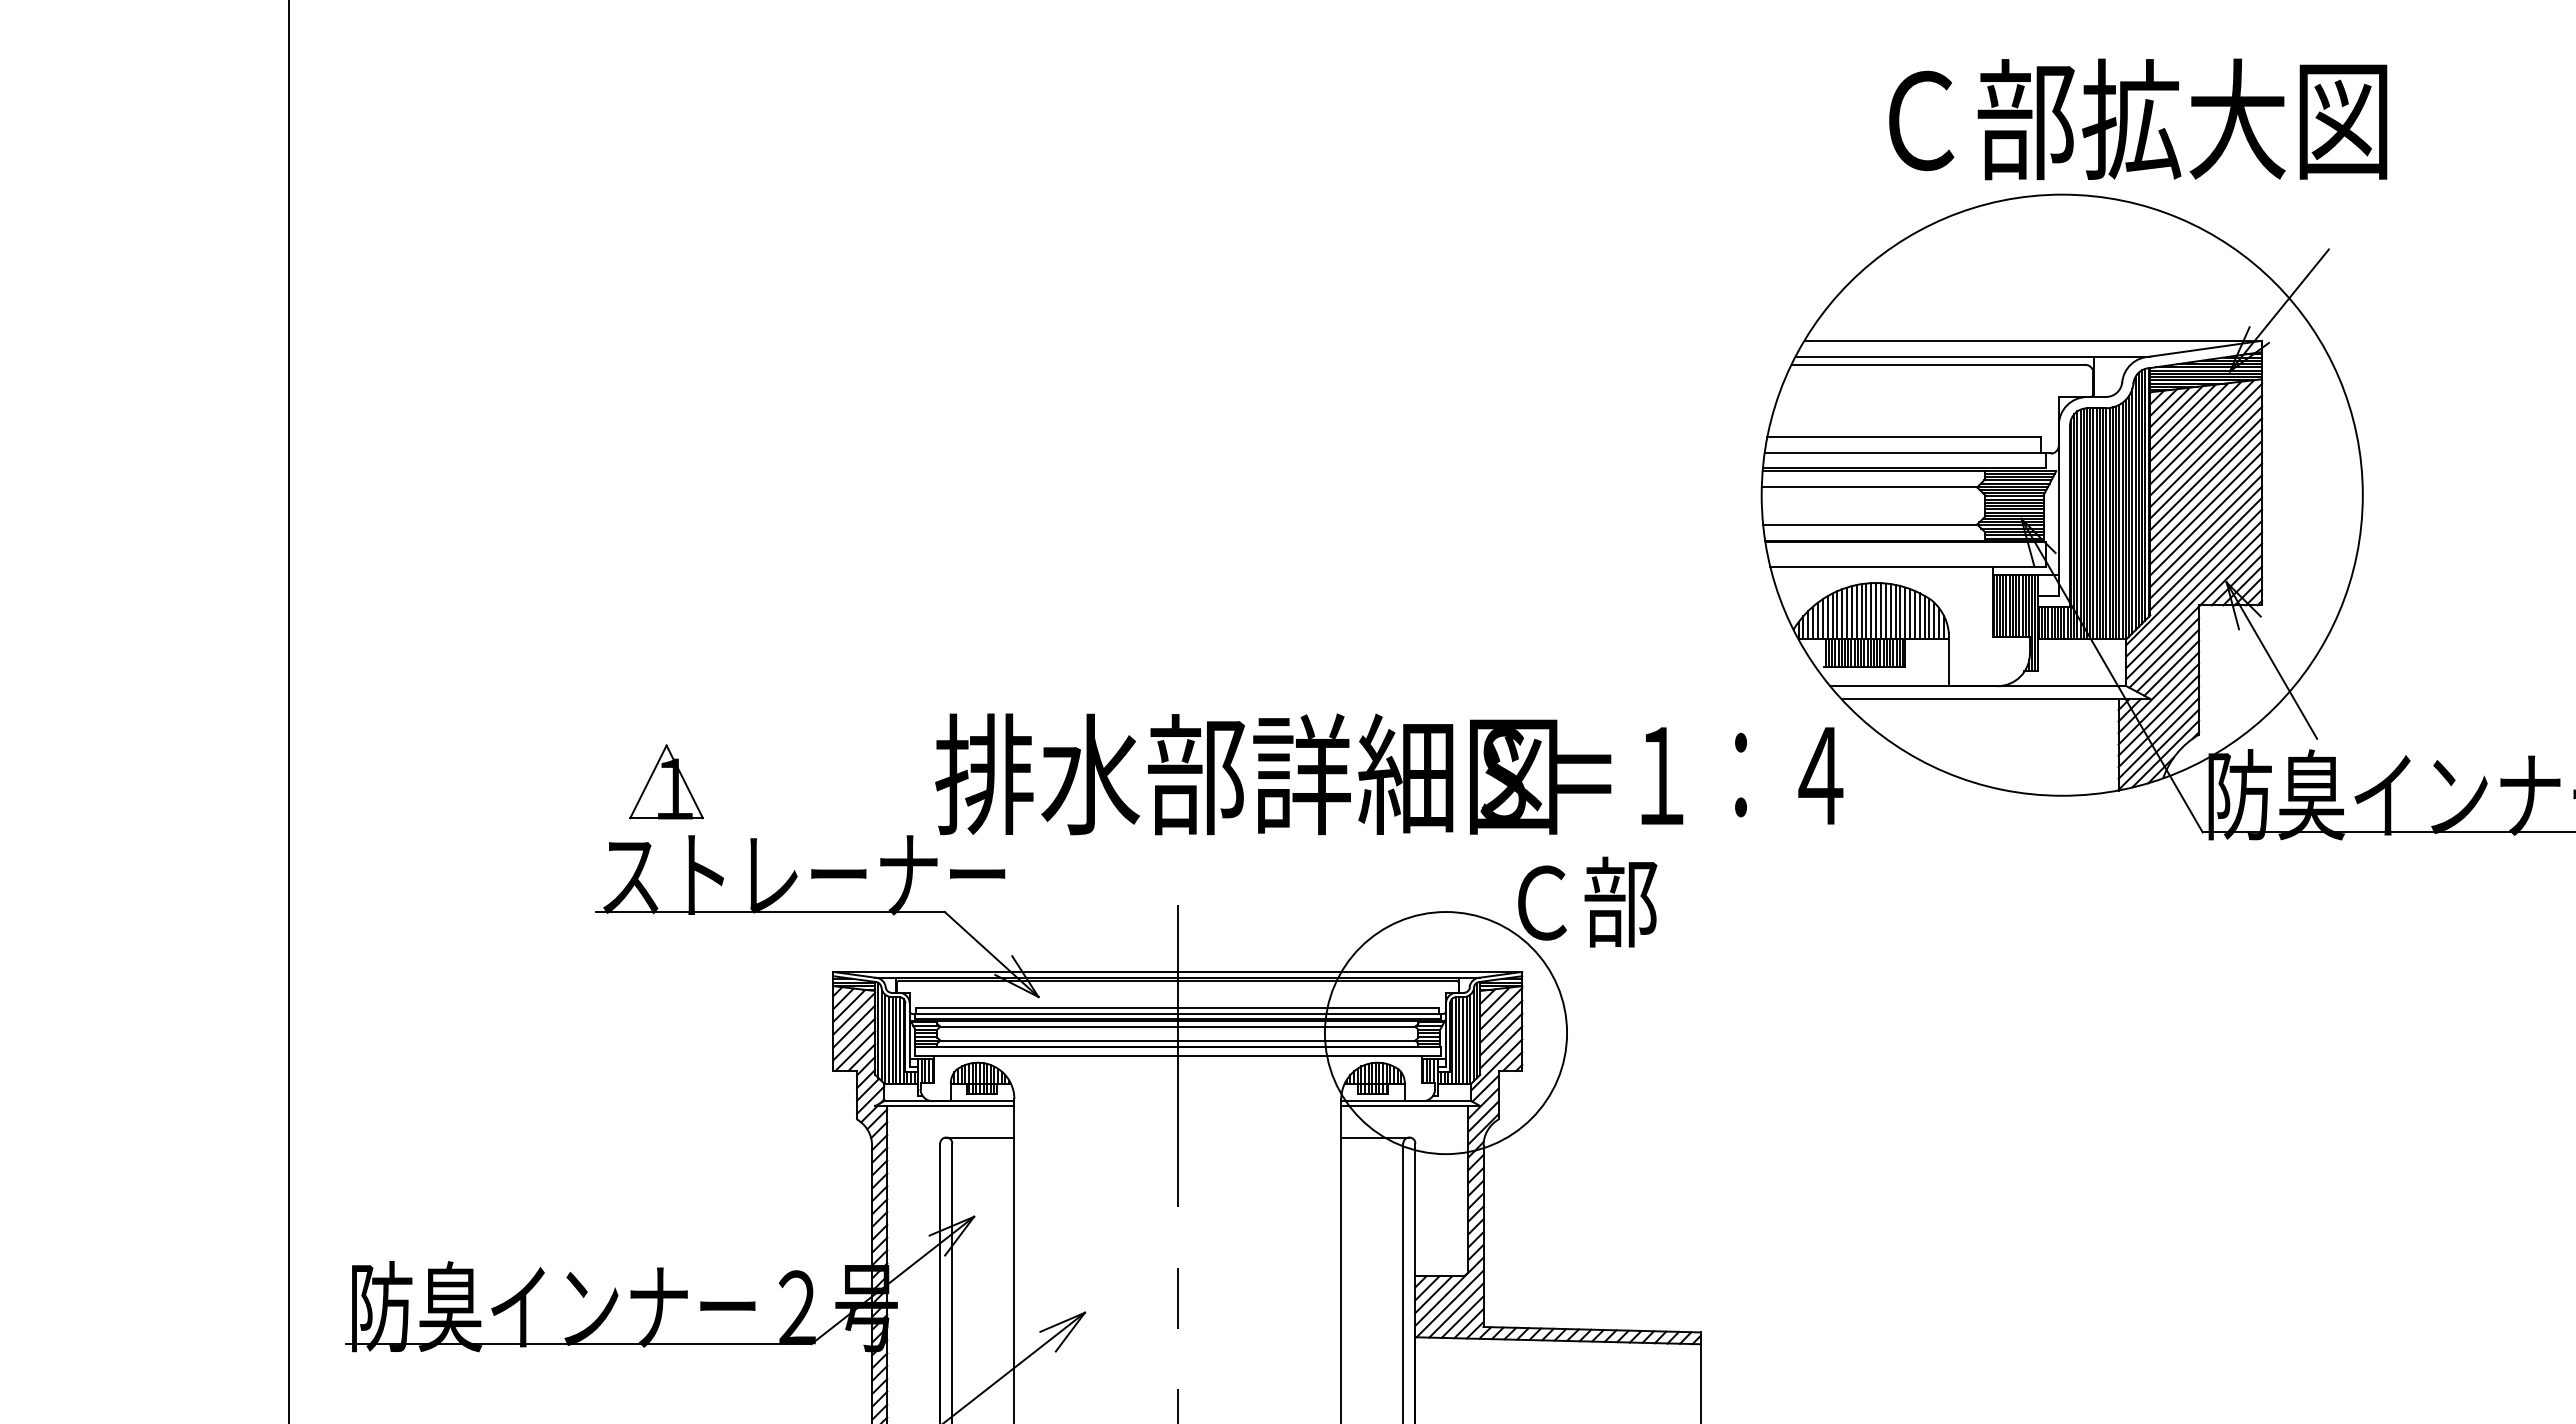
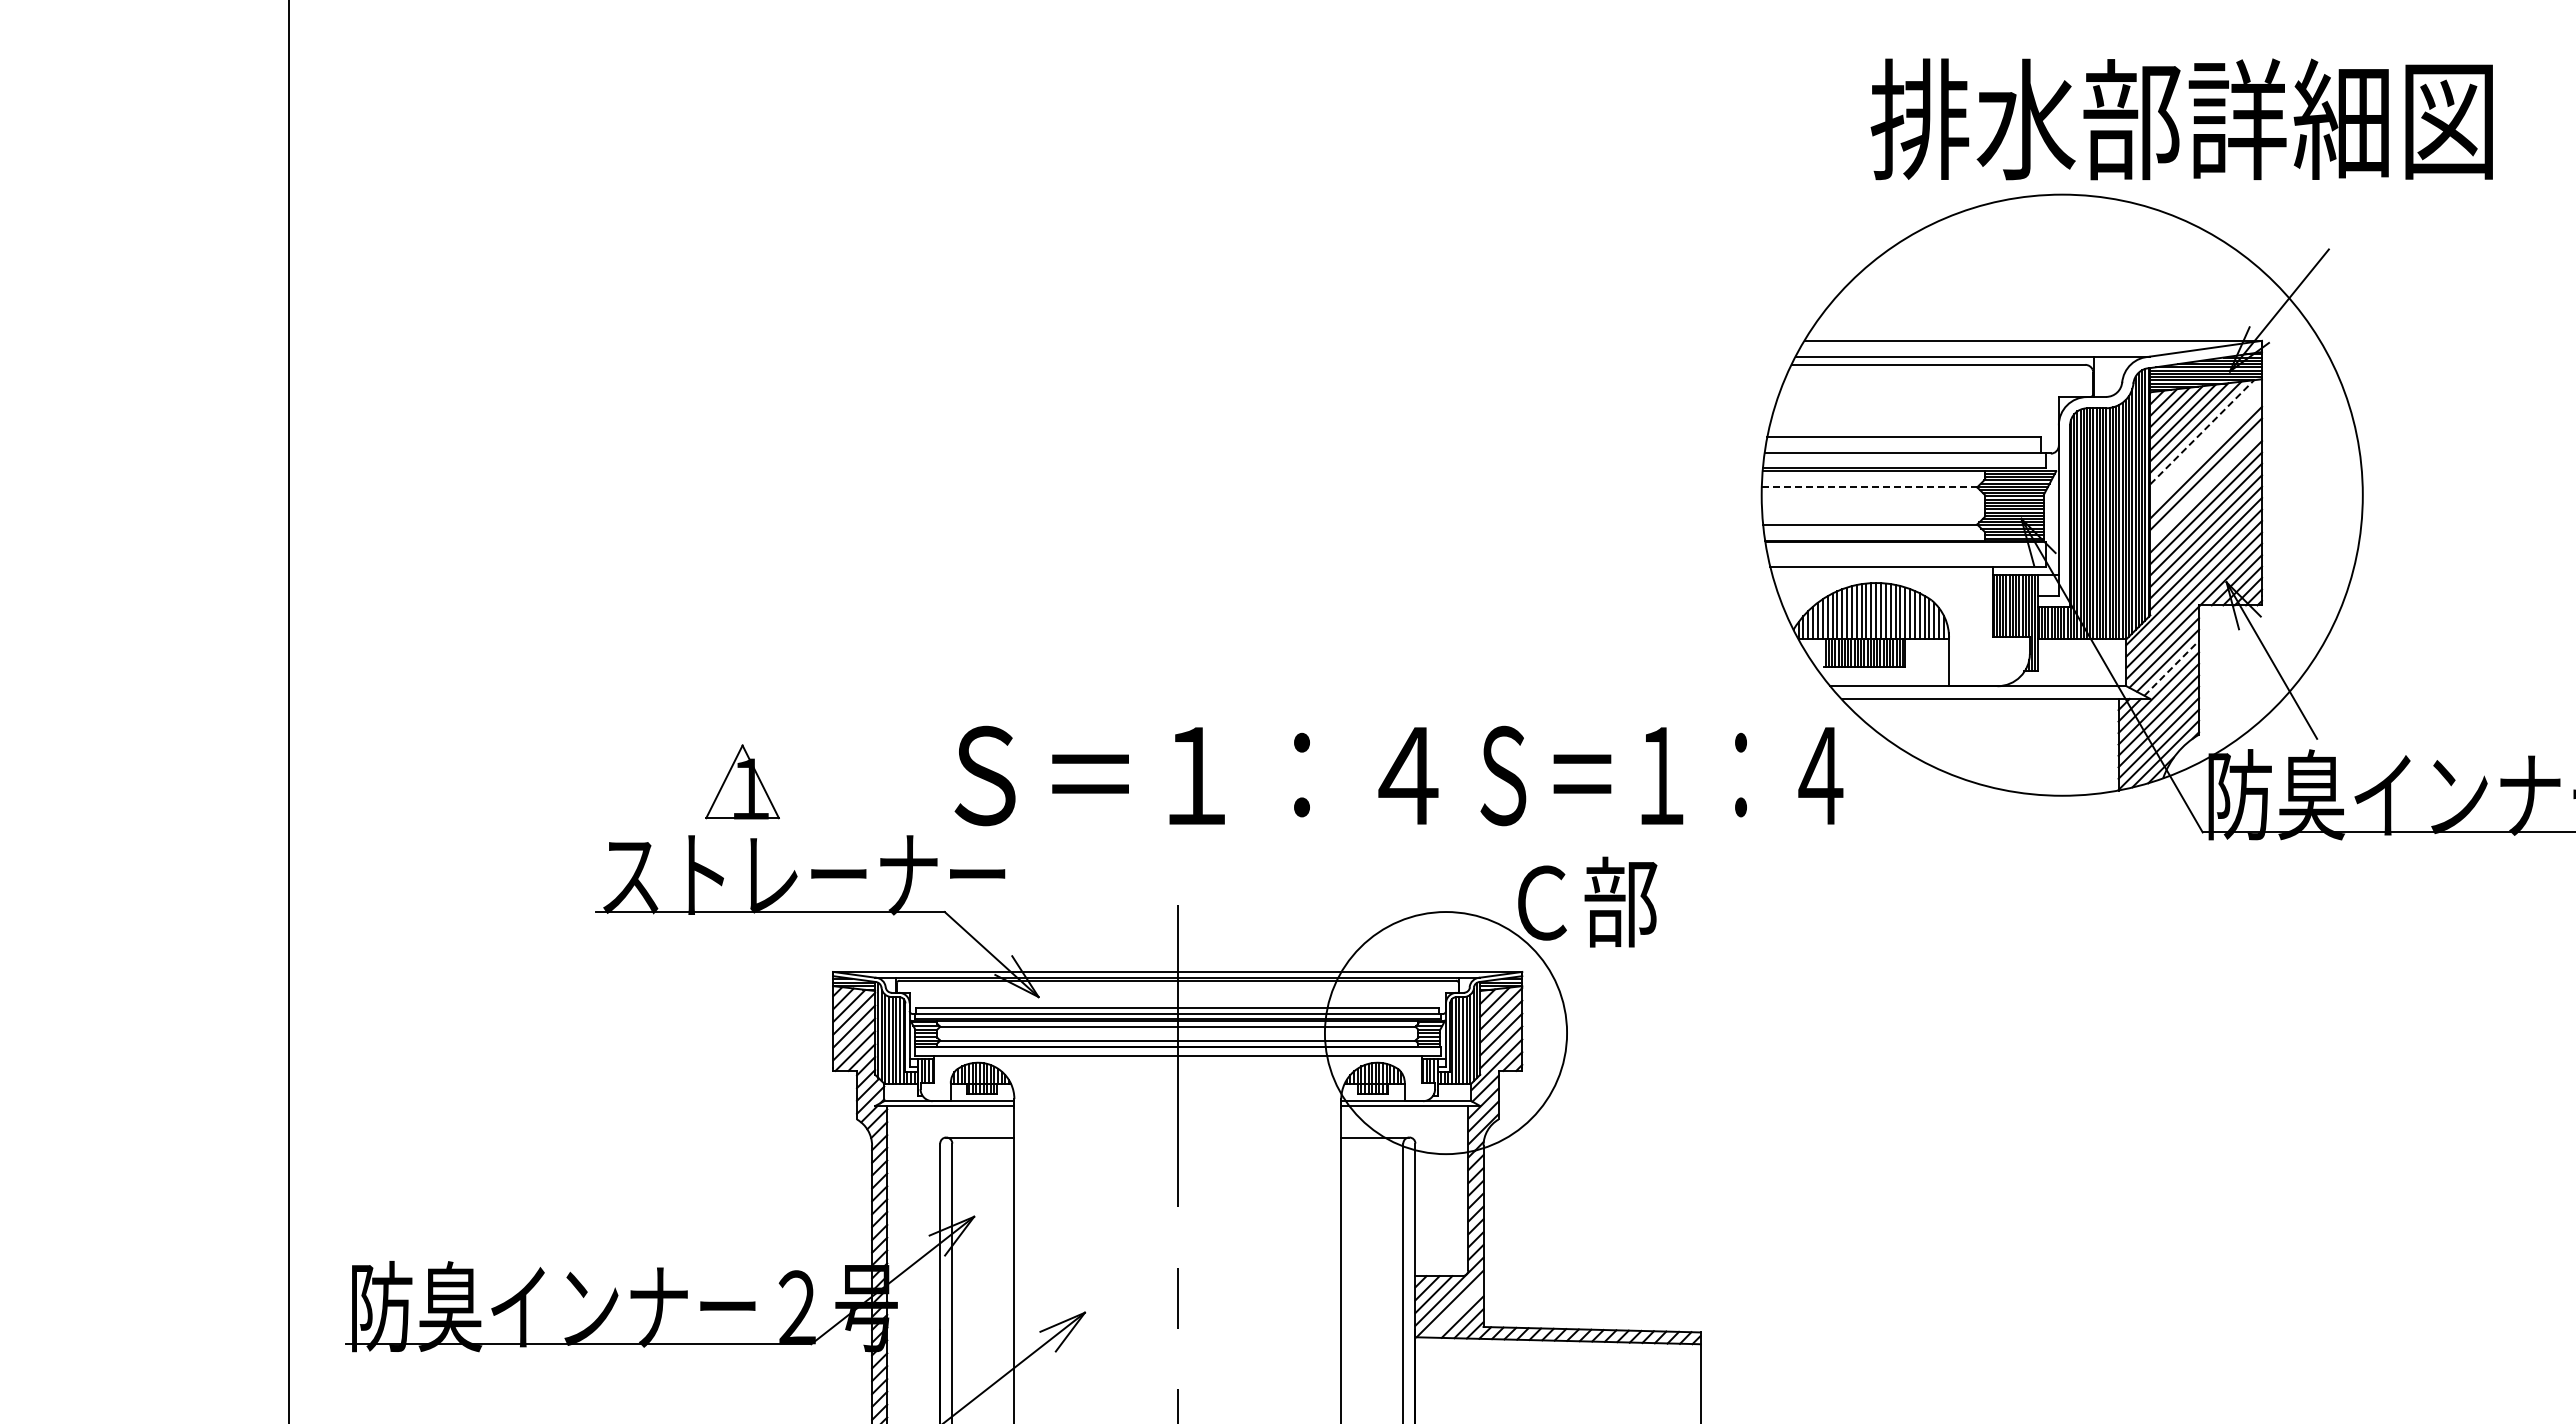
text: Ｃ部拡大図 -> 排水部詳細図 (2181, 119)
line: solid -> dashed (2202, 432)
line: present -> none (2206, 439)
line: present -> none (2206, 451)
line: present -> none (2206, 485)
line: solid -> dashed (1869, 487)
line: solid -> dashed (2171, 668)
text: 排水部詳細図 -> Ｓ＝１：４ (1246, 774)
part position: (666, 781) -> (742, 781) (742, 781)
line: present -> none (1456, 1310)
